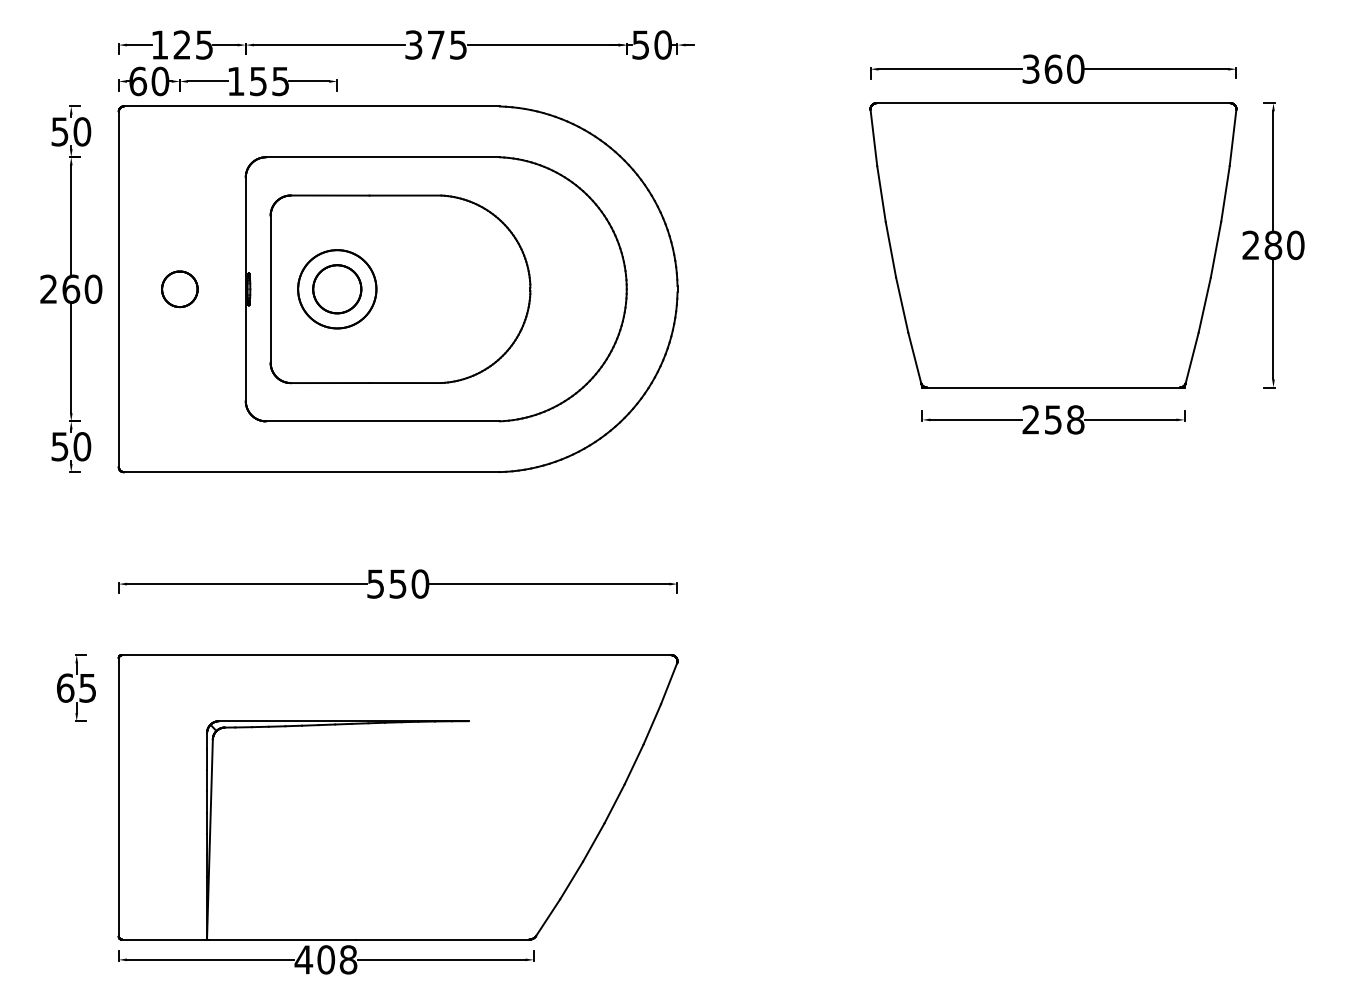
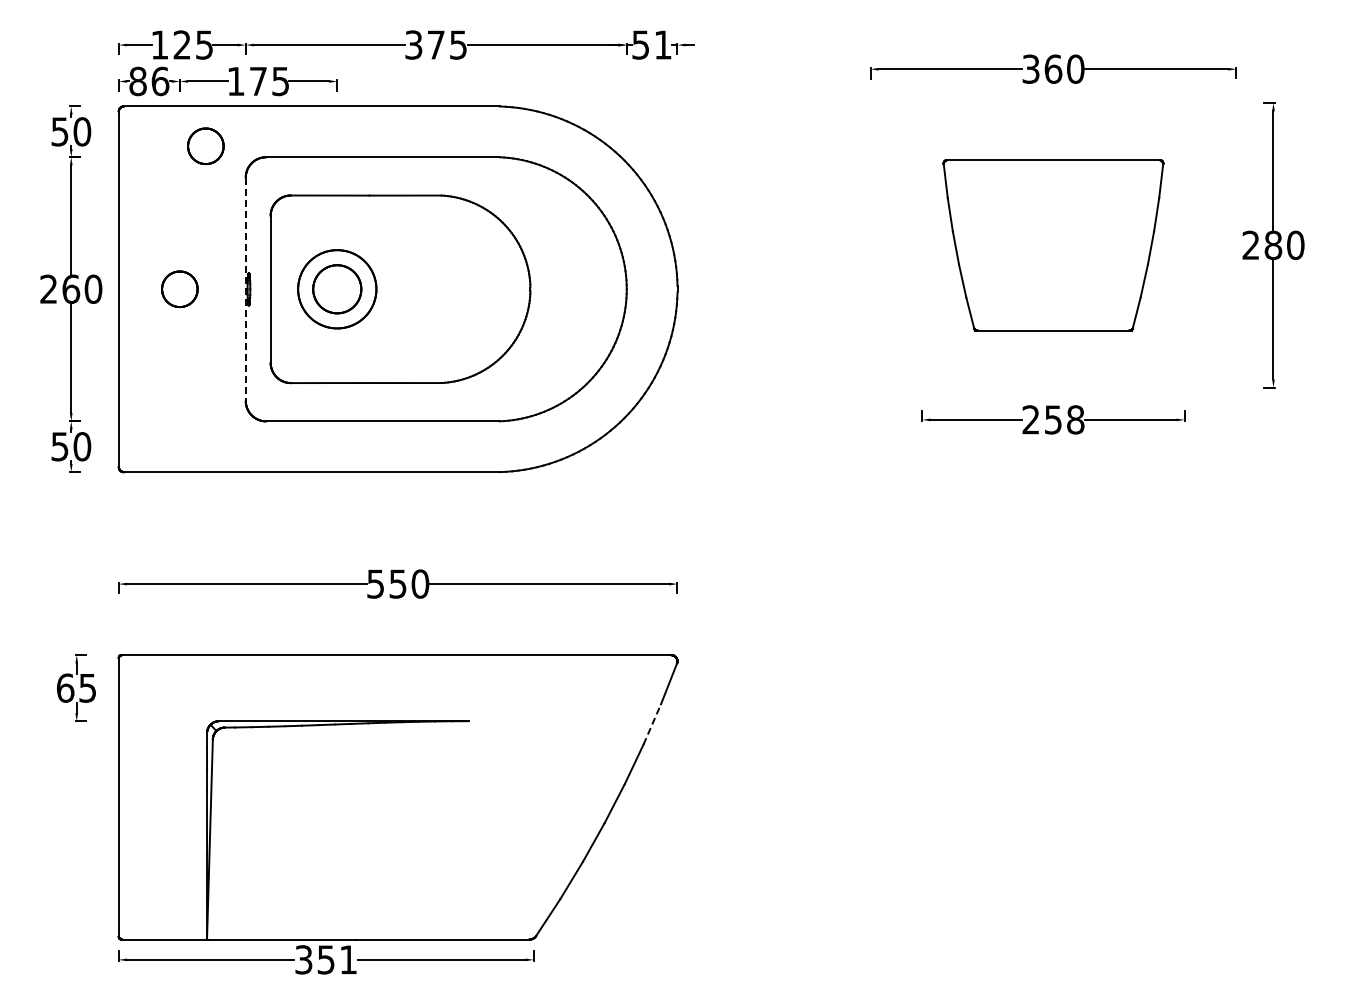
text: 50 -> 51 (662, 44)
text: 60 -> 86 (149, 81)
text: 155 -> 175 (258, 81)
part: none -> present (205, 146)
part size: 369x287 px -> 223x173 px (1053, 245)
line: solid -> dashed (245, 289)
line: solid -> dashed (652, 724)
text: 408 -> 351 (325, 959)
